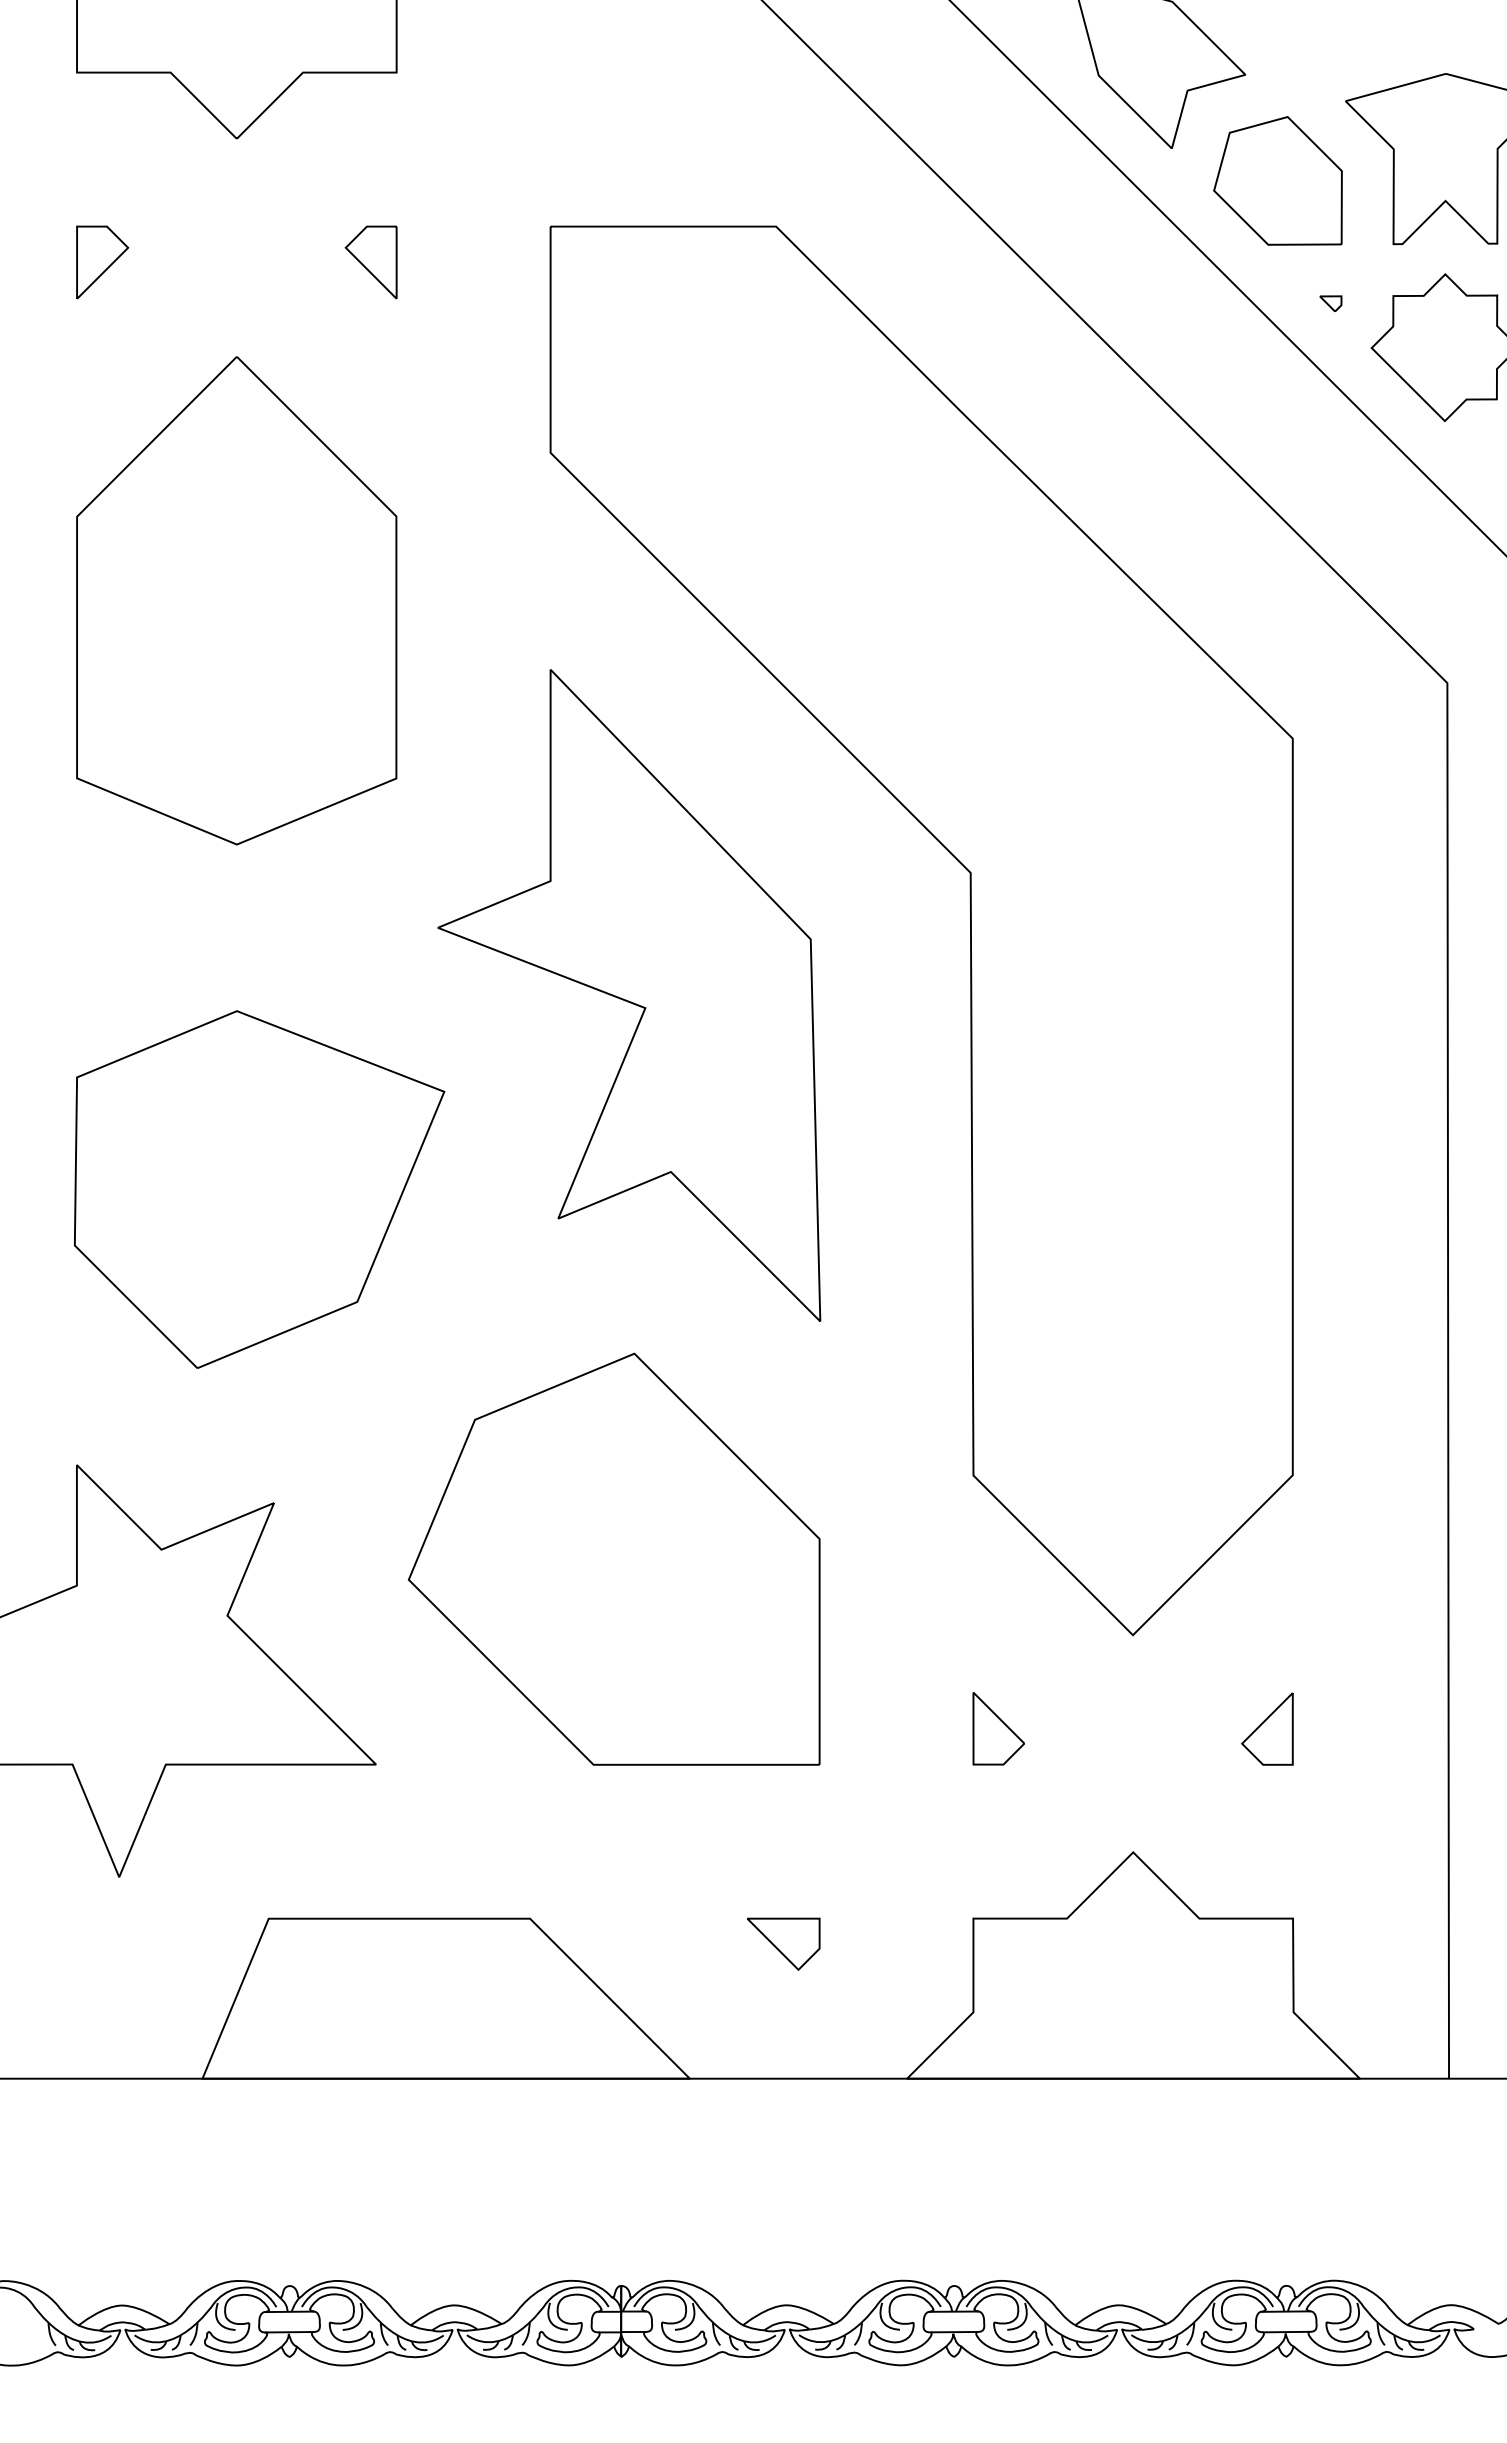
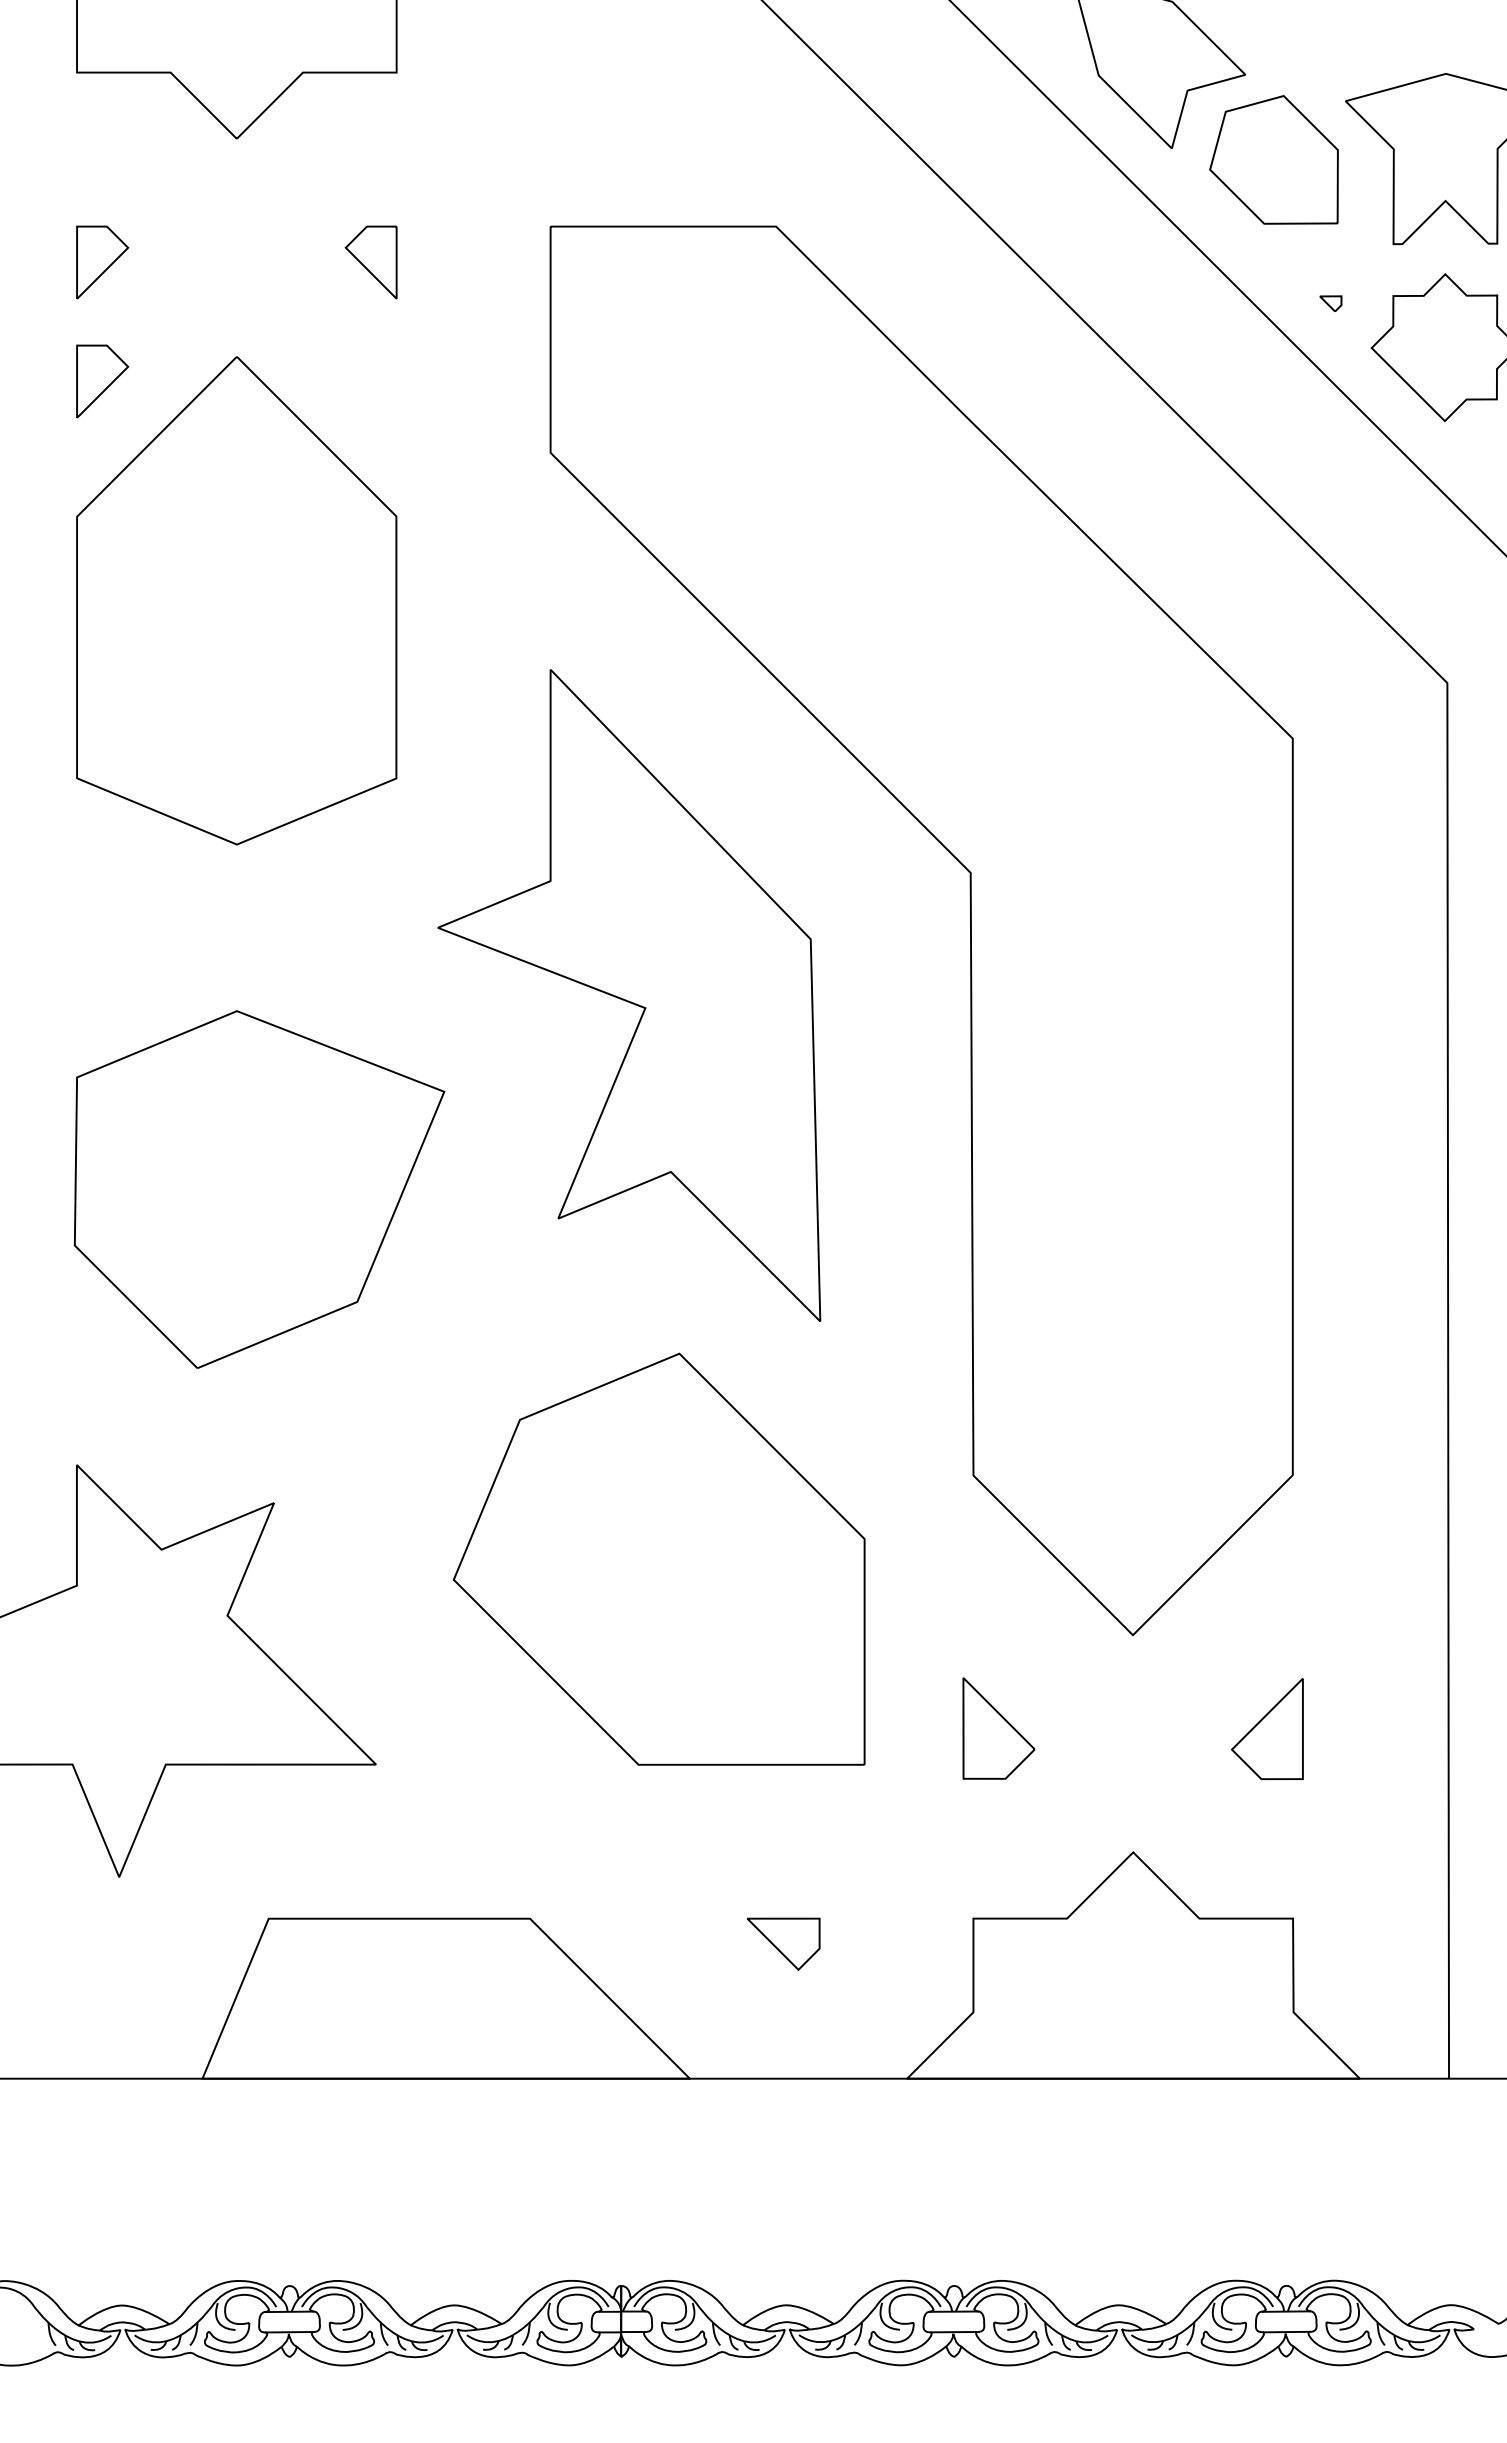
part position: (1277, 180) -> (1273, 159) (1273, 159)
part: none -> present (102, 381)
part position: (614, 1558) -> (659, 1558) (659, 1558)
part size: 53x74 px -> 74x103 px (998, 1728)
part size: 53x74 px -> 74x102 px (1266, 1728)
